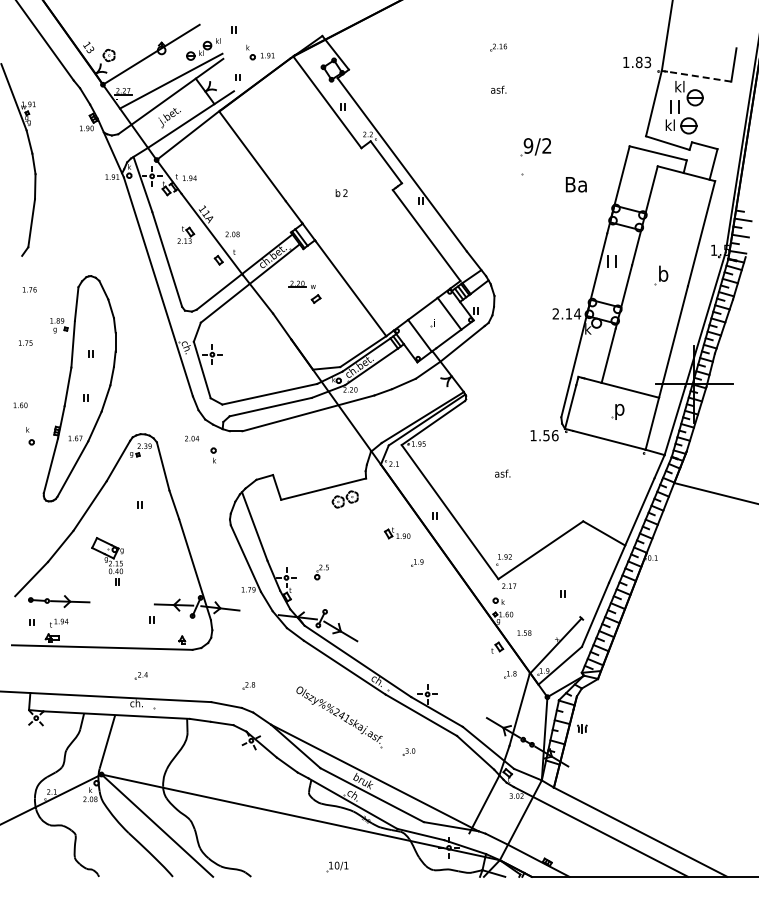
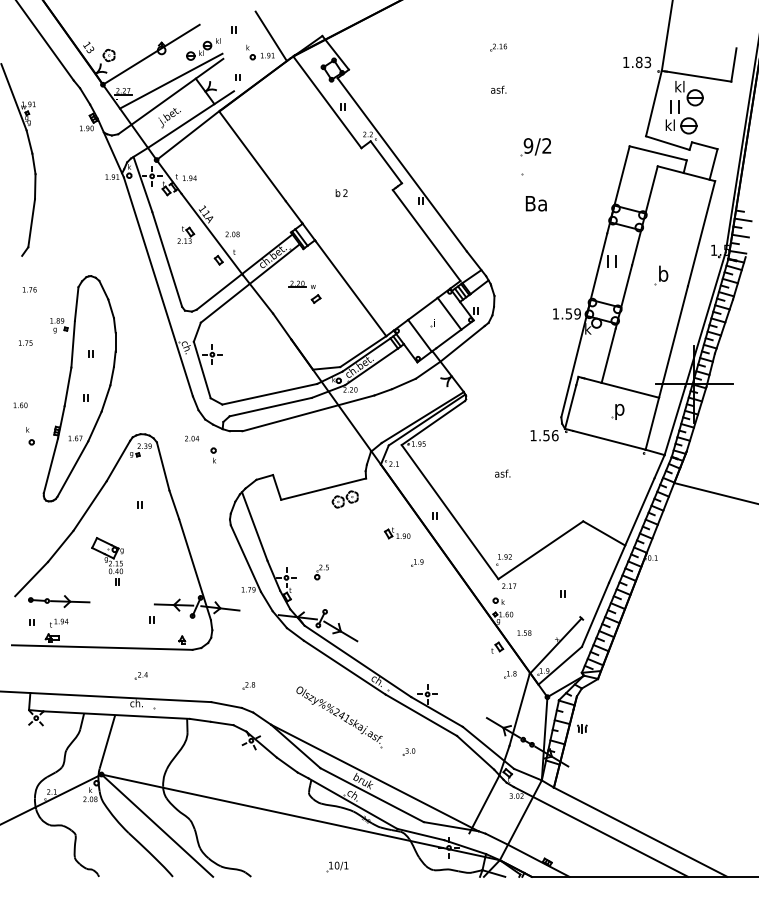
line: none -> present (270, 36)
line: dashed -> solid (699, 76)
text position: (575, 184) -> (535, 203) (535, 203)
text: 2.14 -> 1.59 (566, 313)
